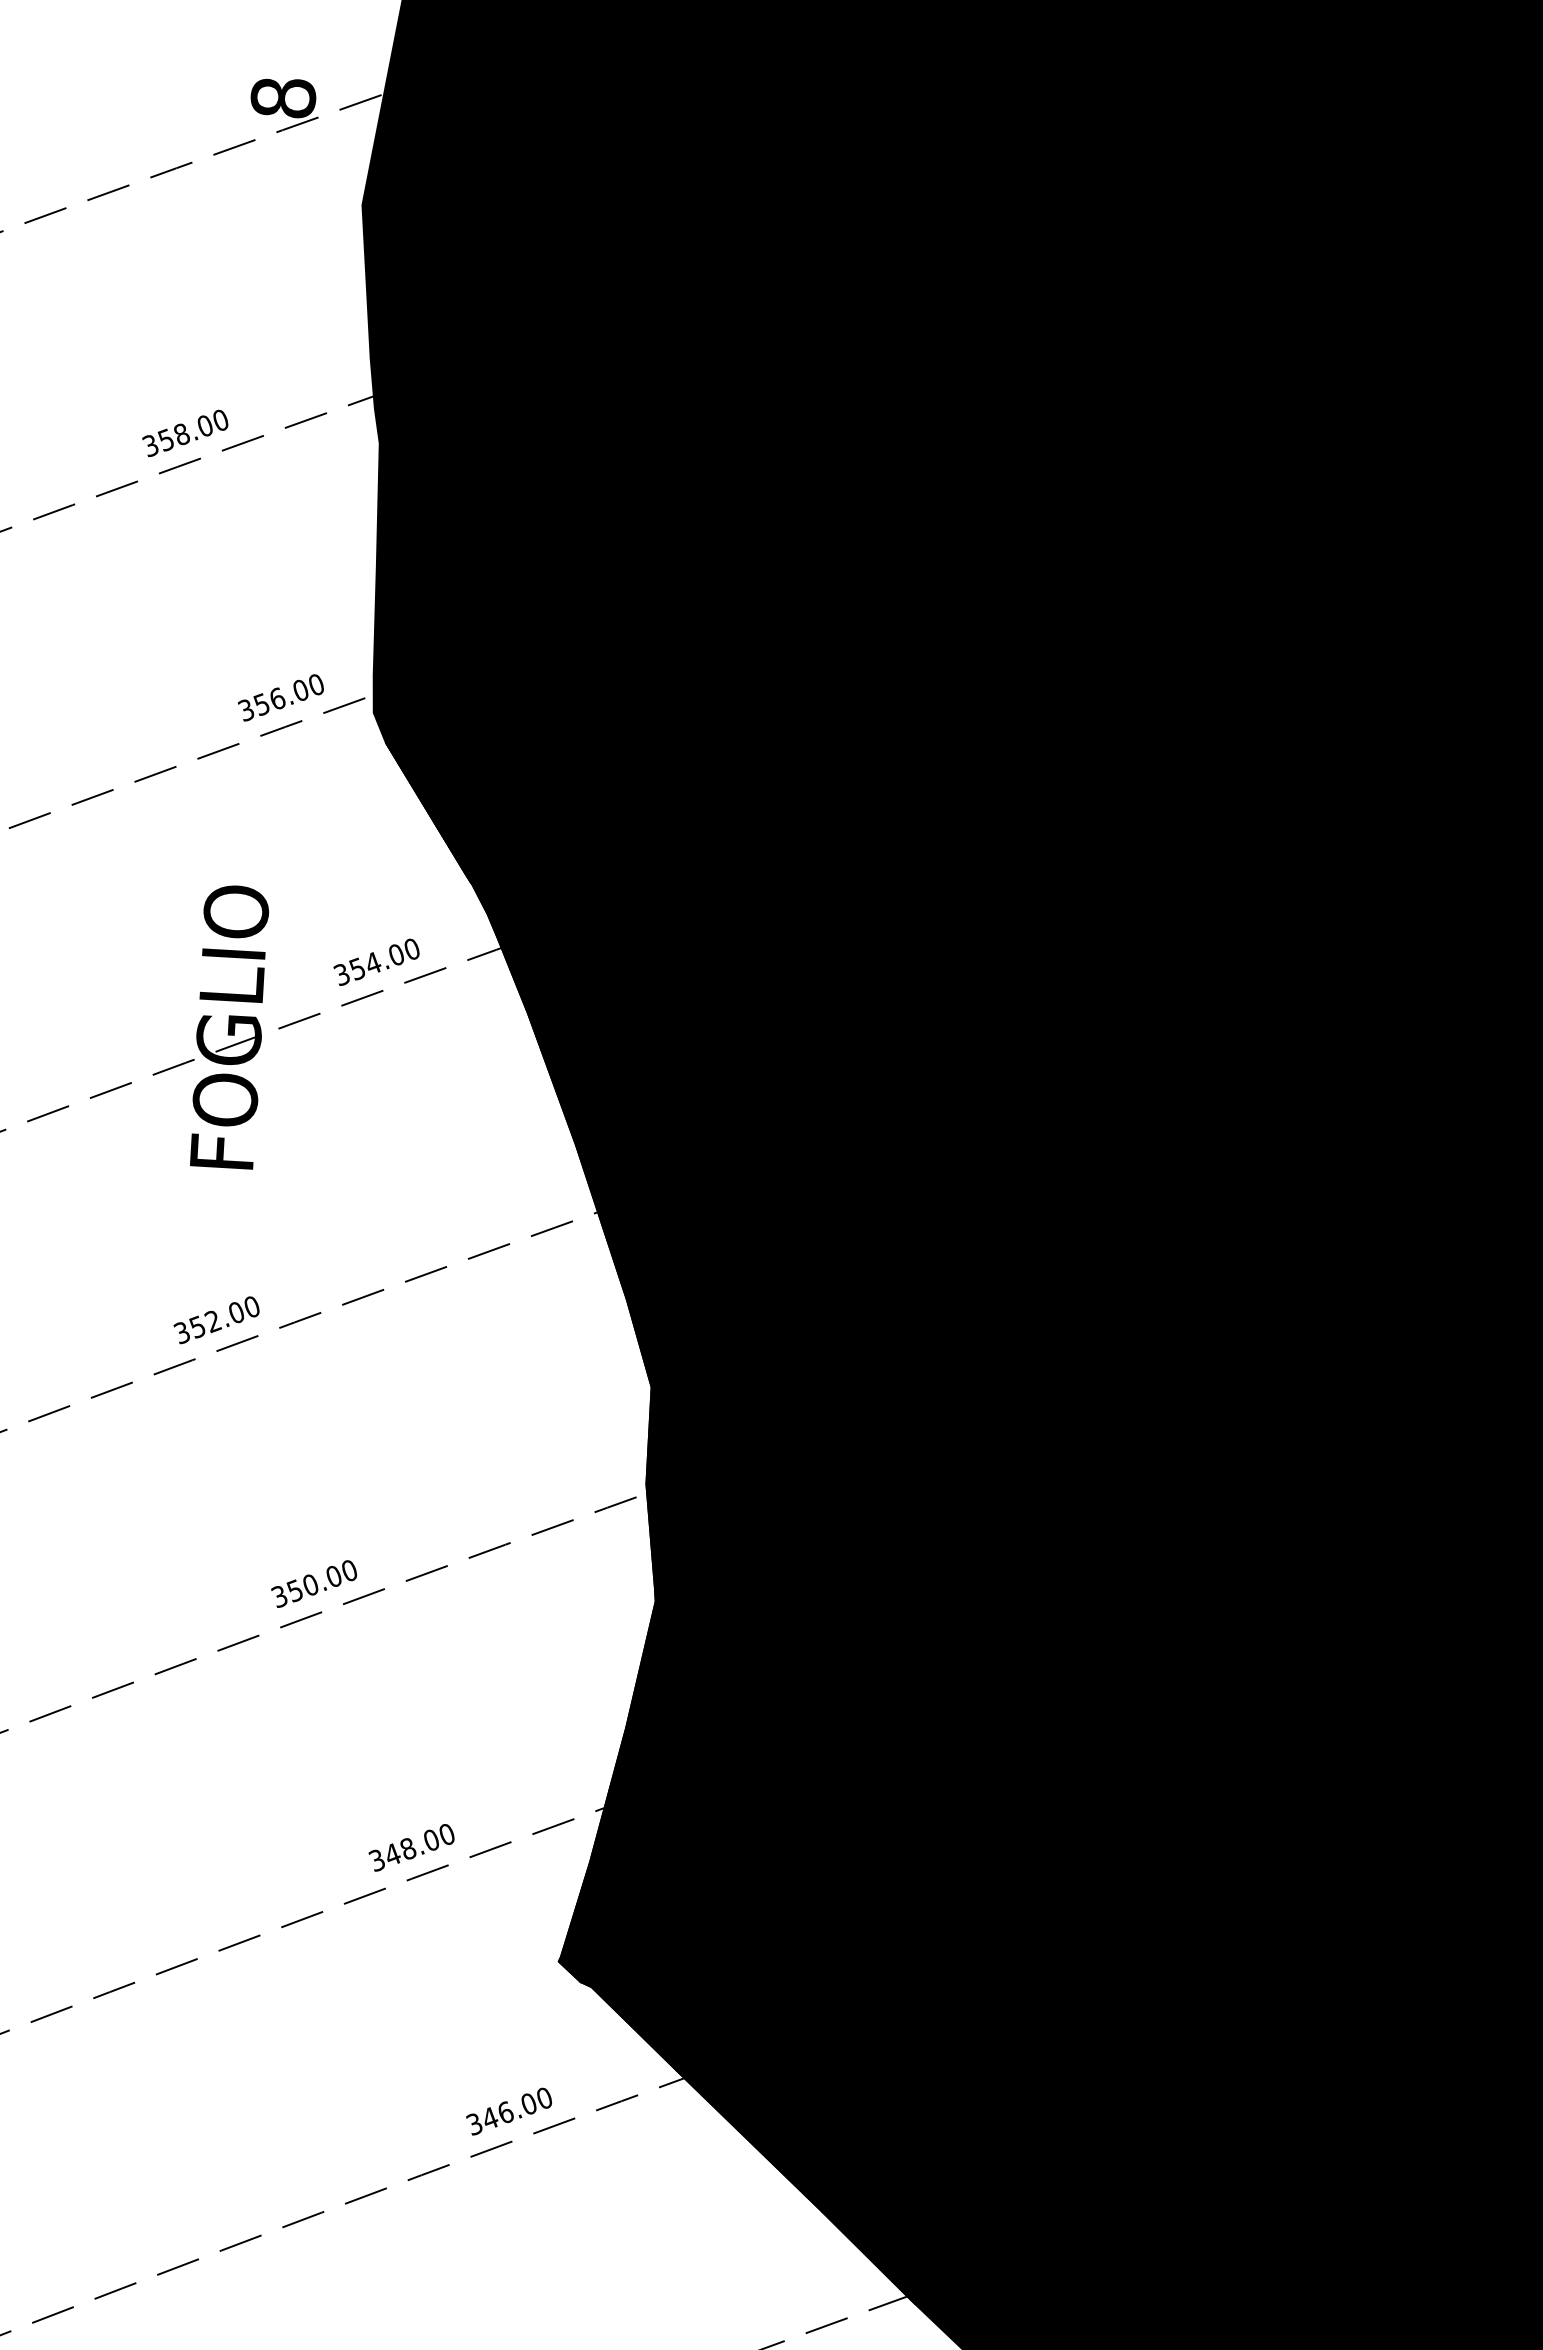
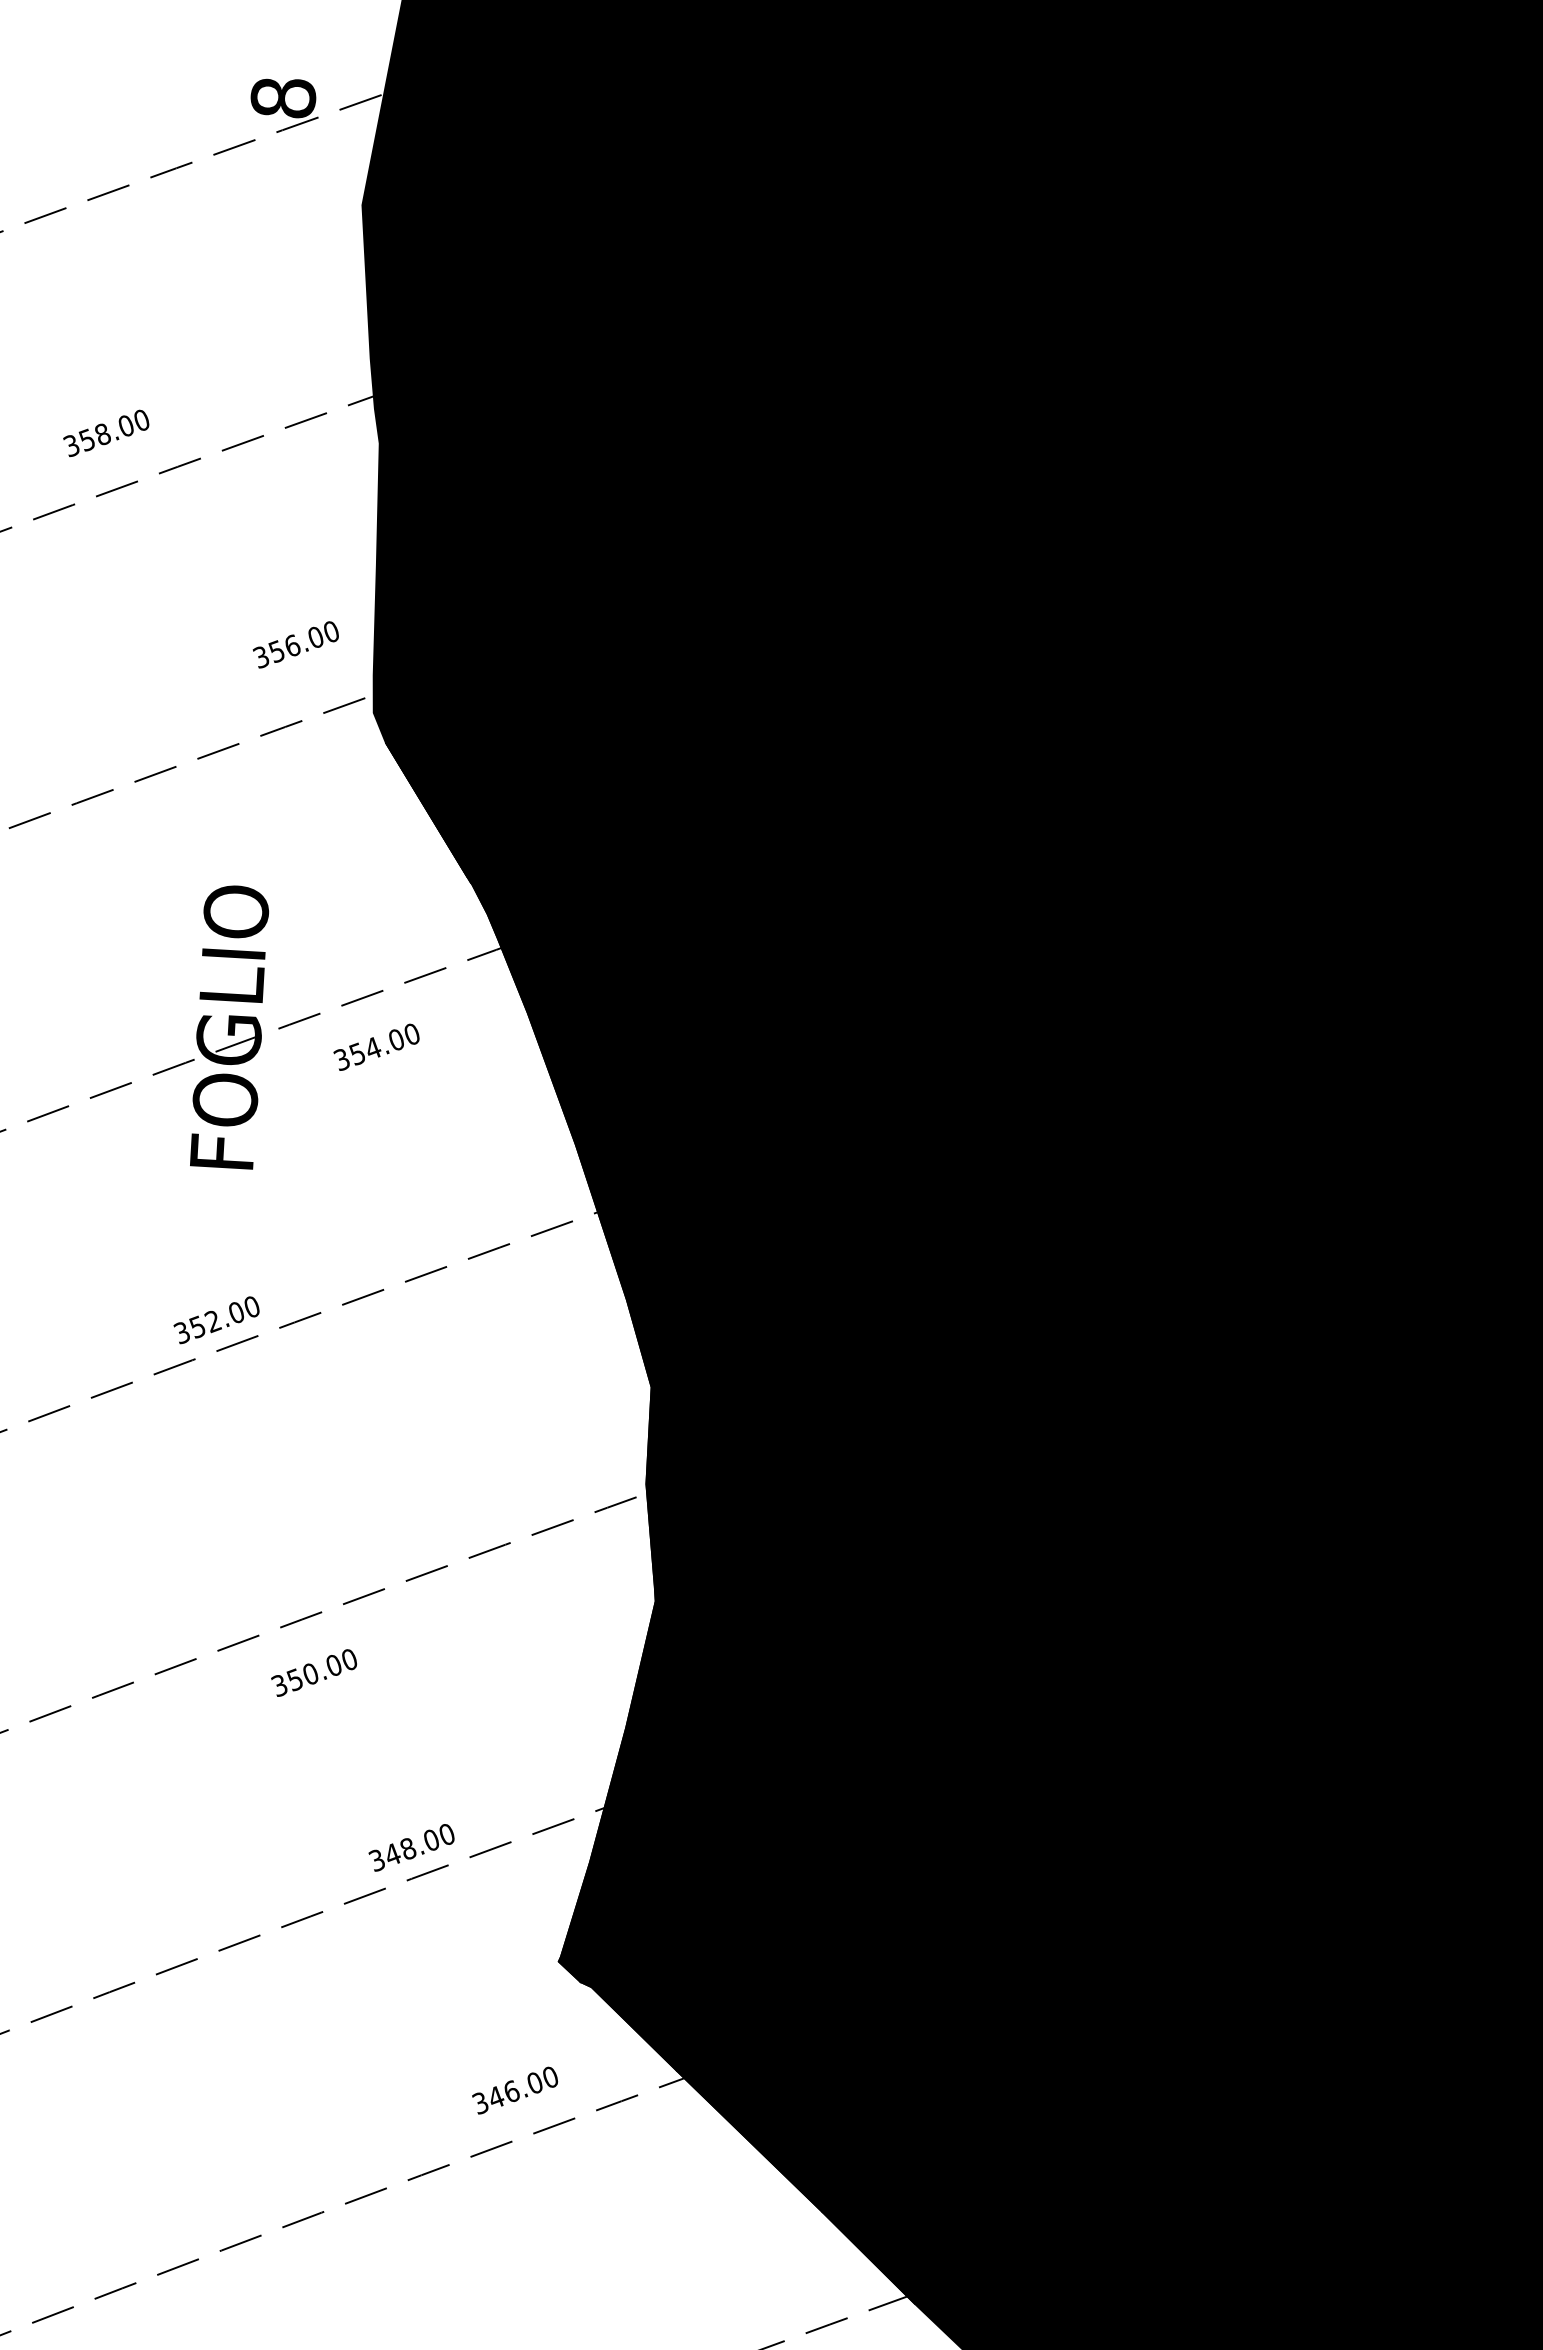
text position: (185, 432) -> (106, 432) (106, 432)
text position: (280, 697) -> (295, 644) (295, 644)
text position: (376, 961) -> (376, 1046) (376, 1046)
text position: (313, 1583) -> (313, 1672) (313, 1672)
text position: (508, 2111) -> (514, 2090) (514, 2090)
